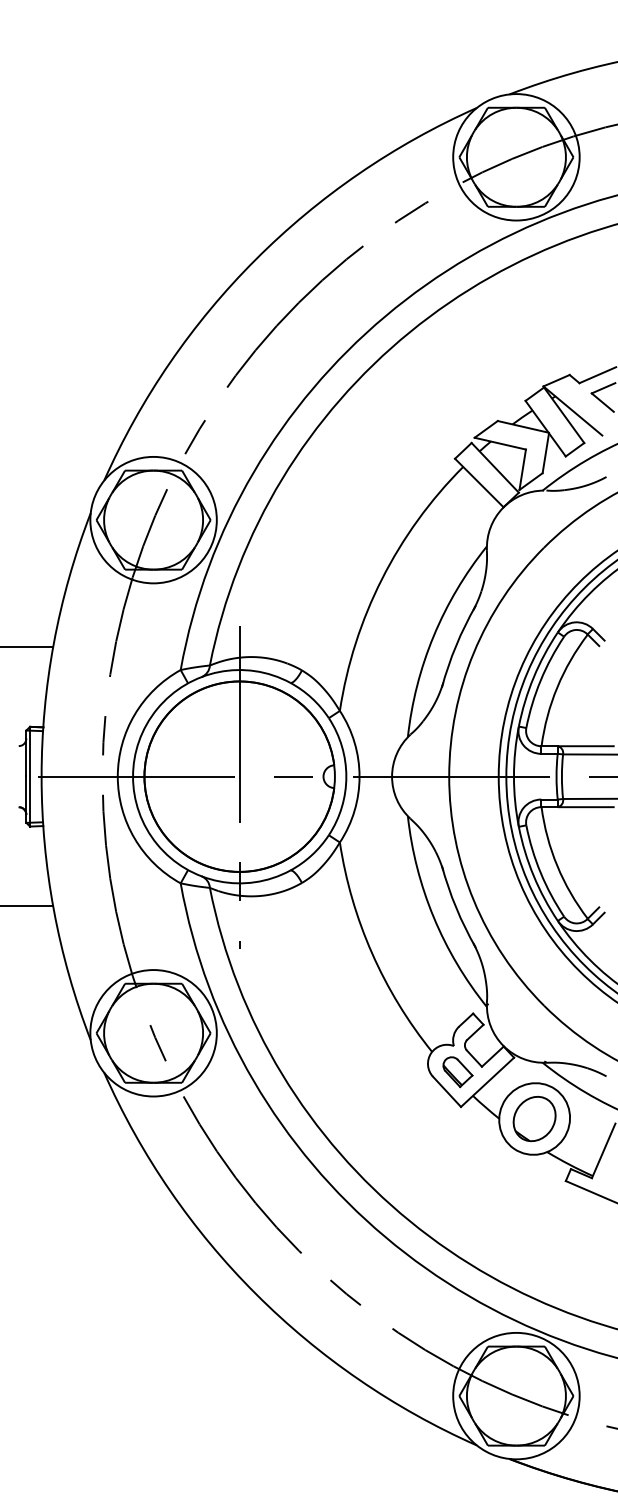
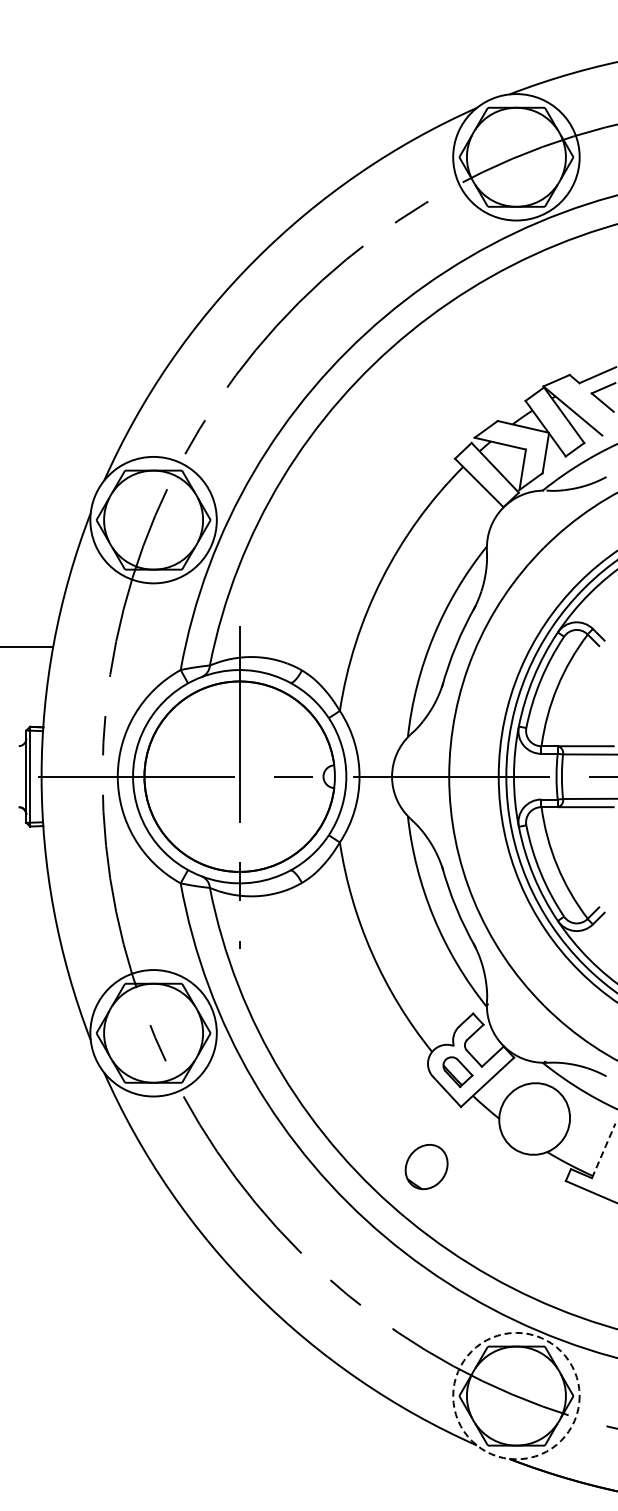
line: present -> none (27, 906)
part position: (534, 1118) -> (426, 1166) (426, 1166)
line: solid -> dashed (603, 1150)
circle: solid -> dashed (516, 1395)
